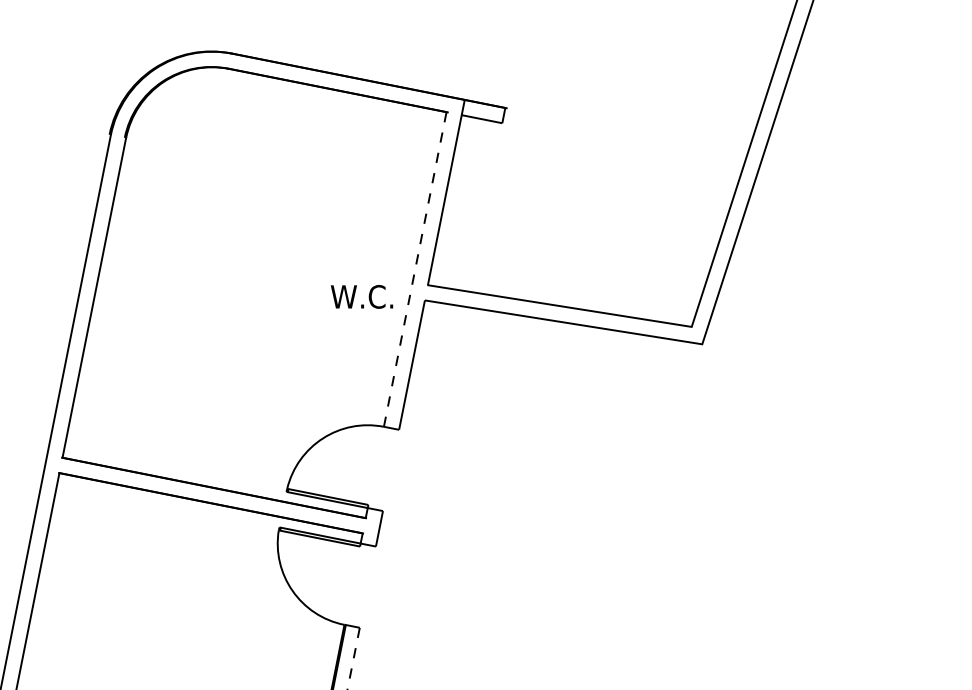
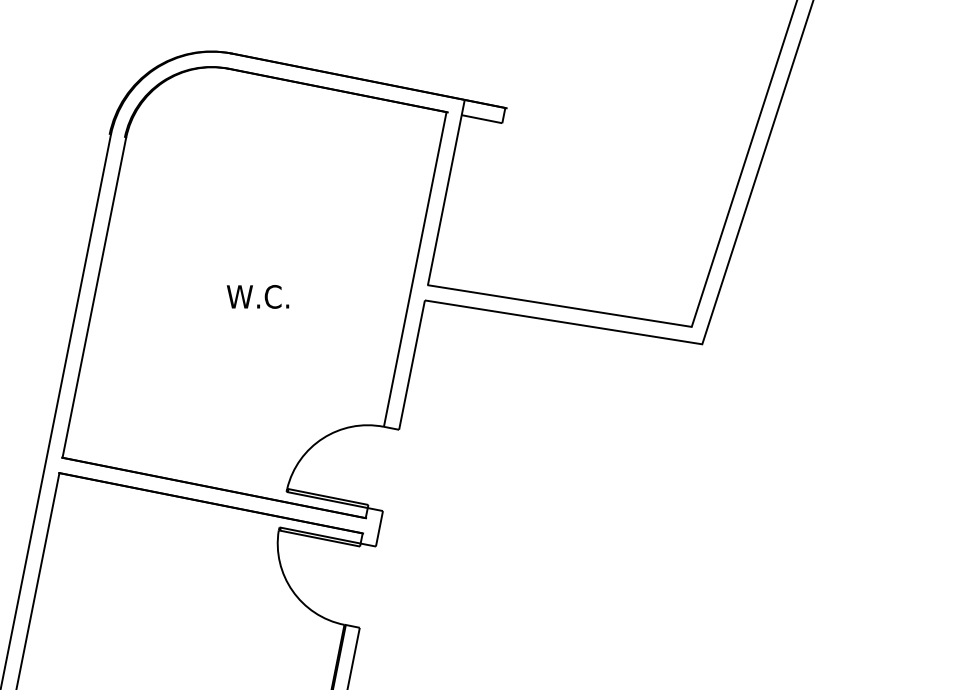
line: dashed -> solid (415, 269)
text position: (361, 296) -> (257, 296) (257, 296)
line: dashed -> solid (353, 659)
